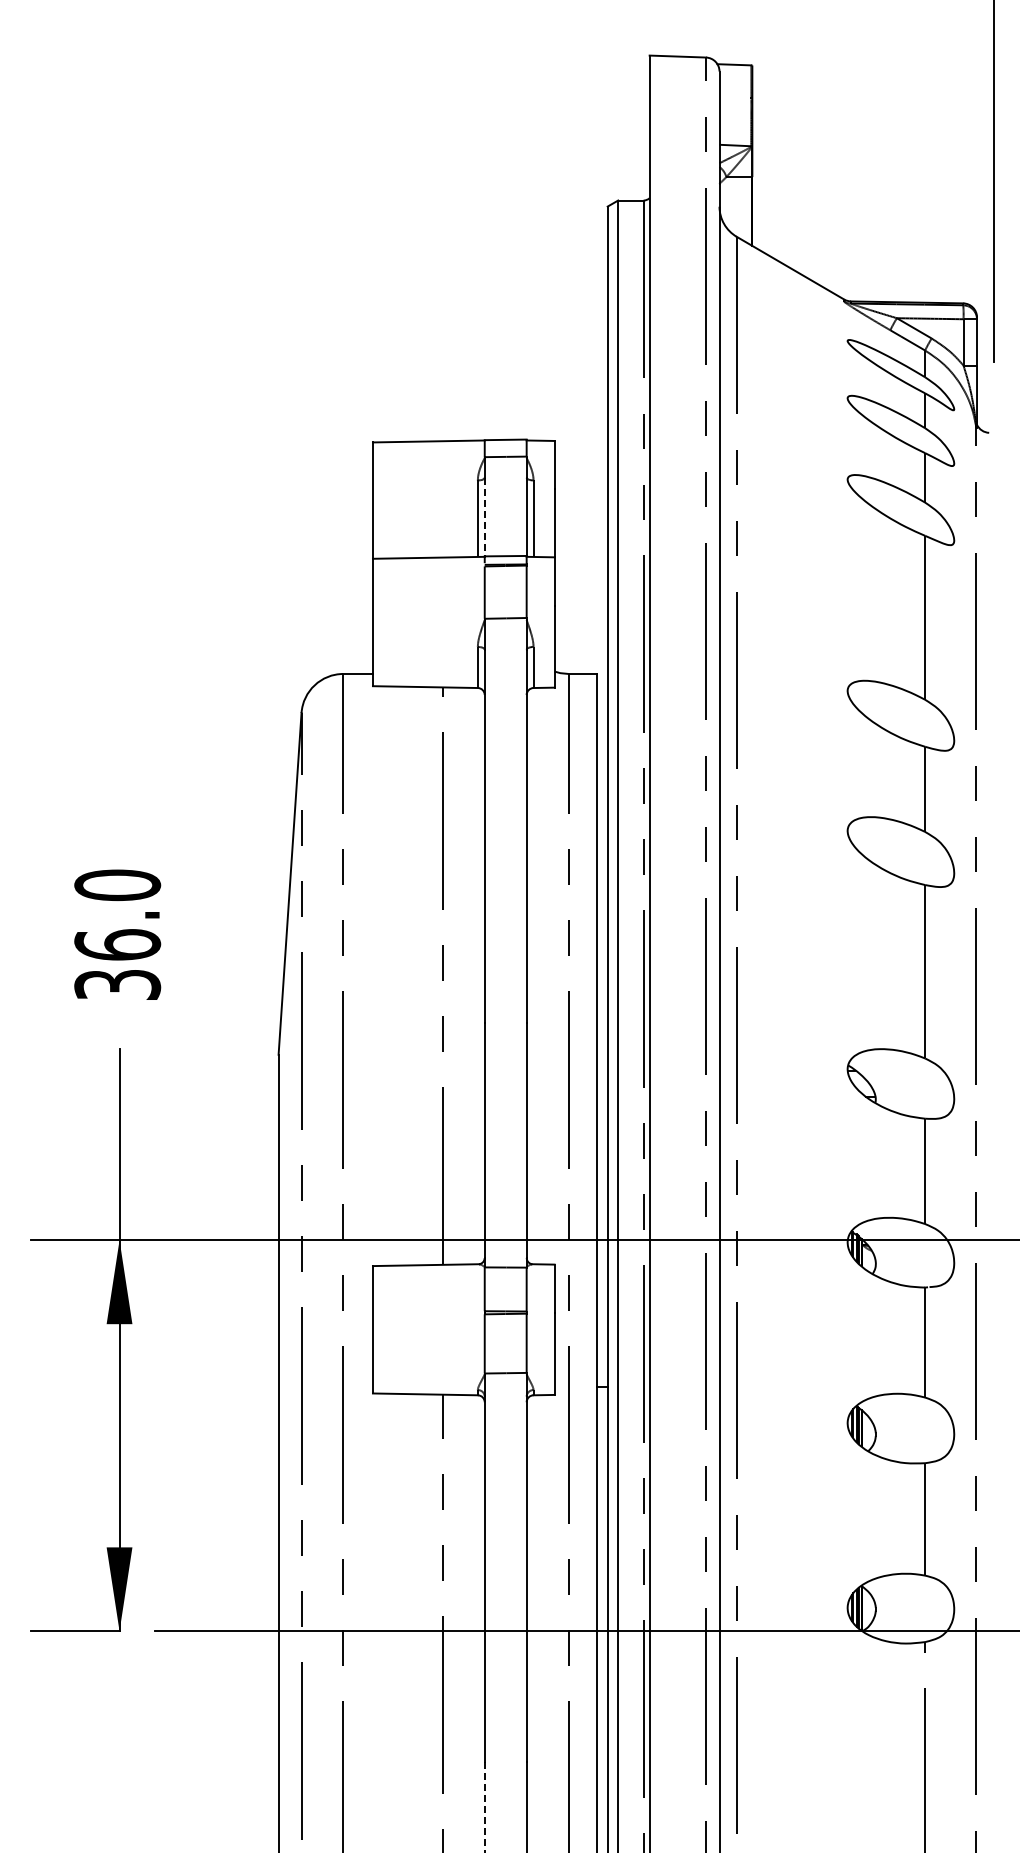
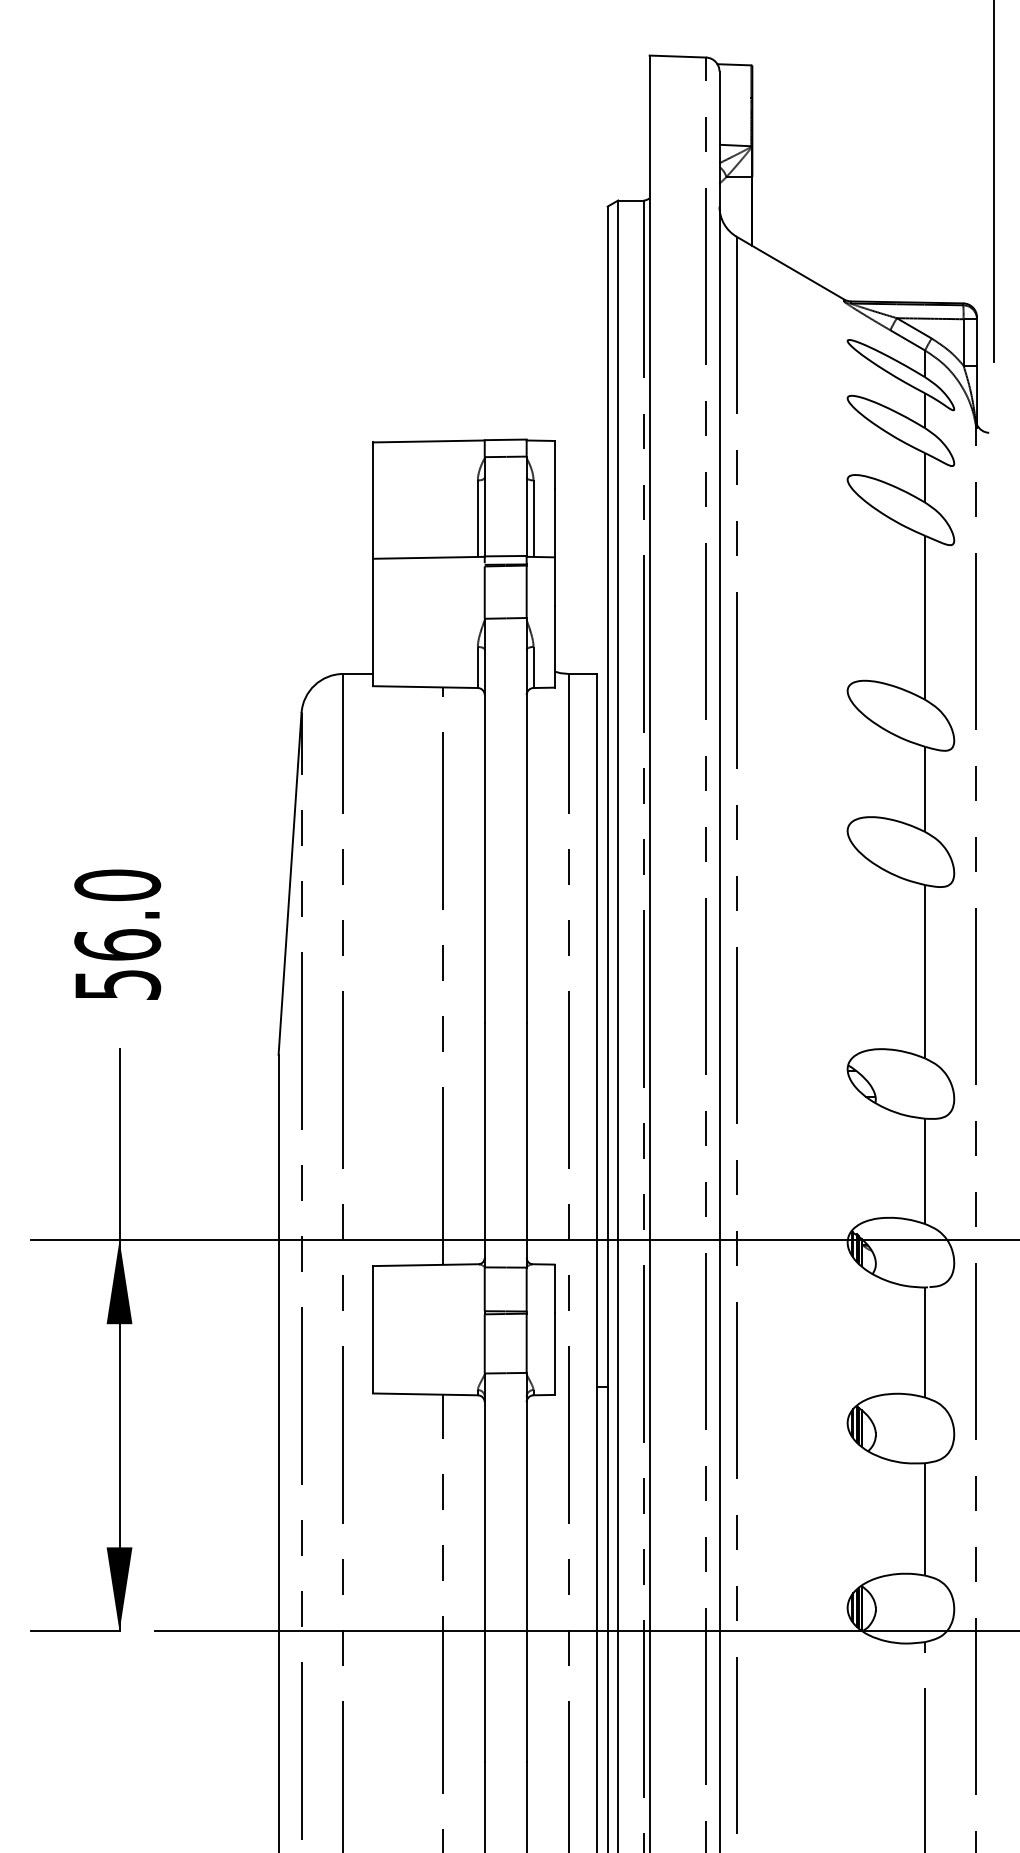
line: dashed -> solid (484, 517)
text: 36.0 -> 56.0 (117, 984)
line: dashed -> solid (484, 1807)
